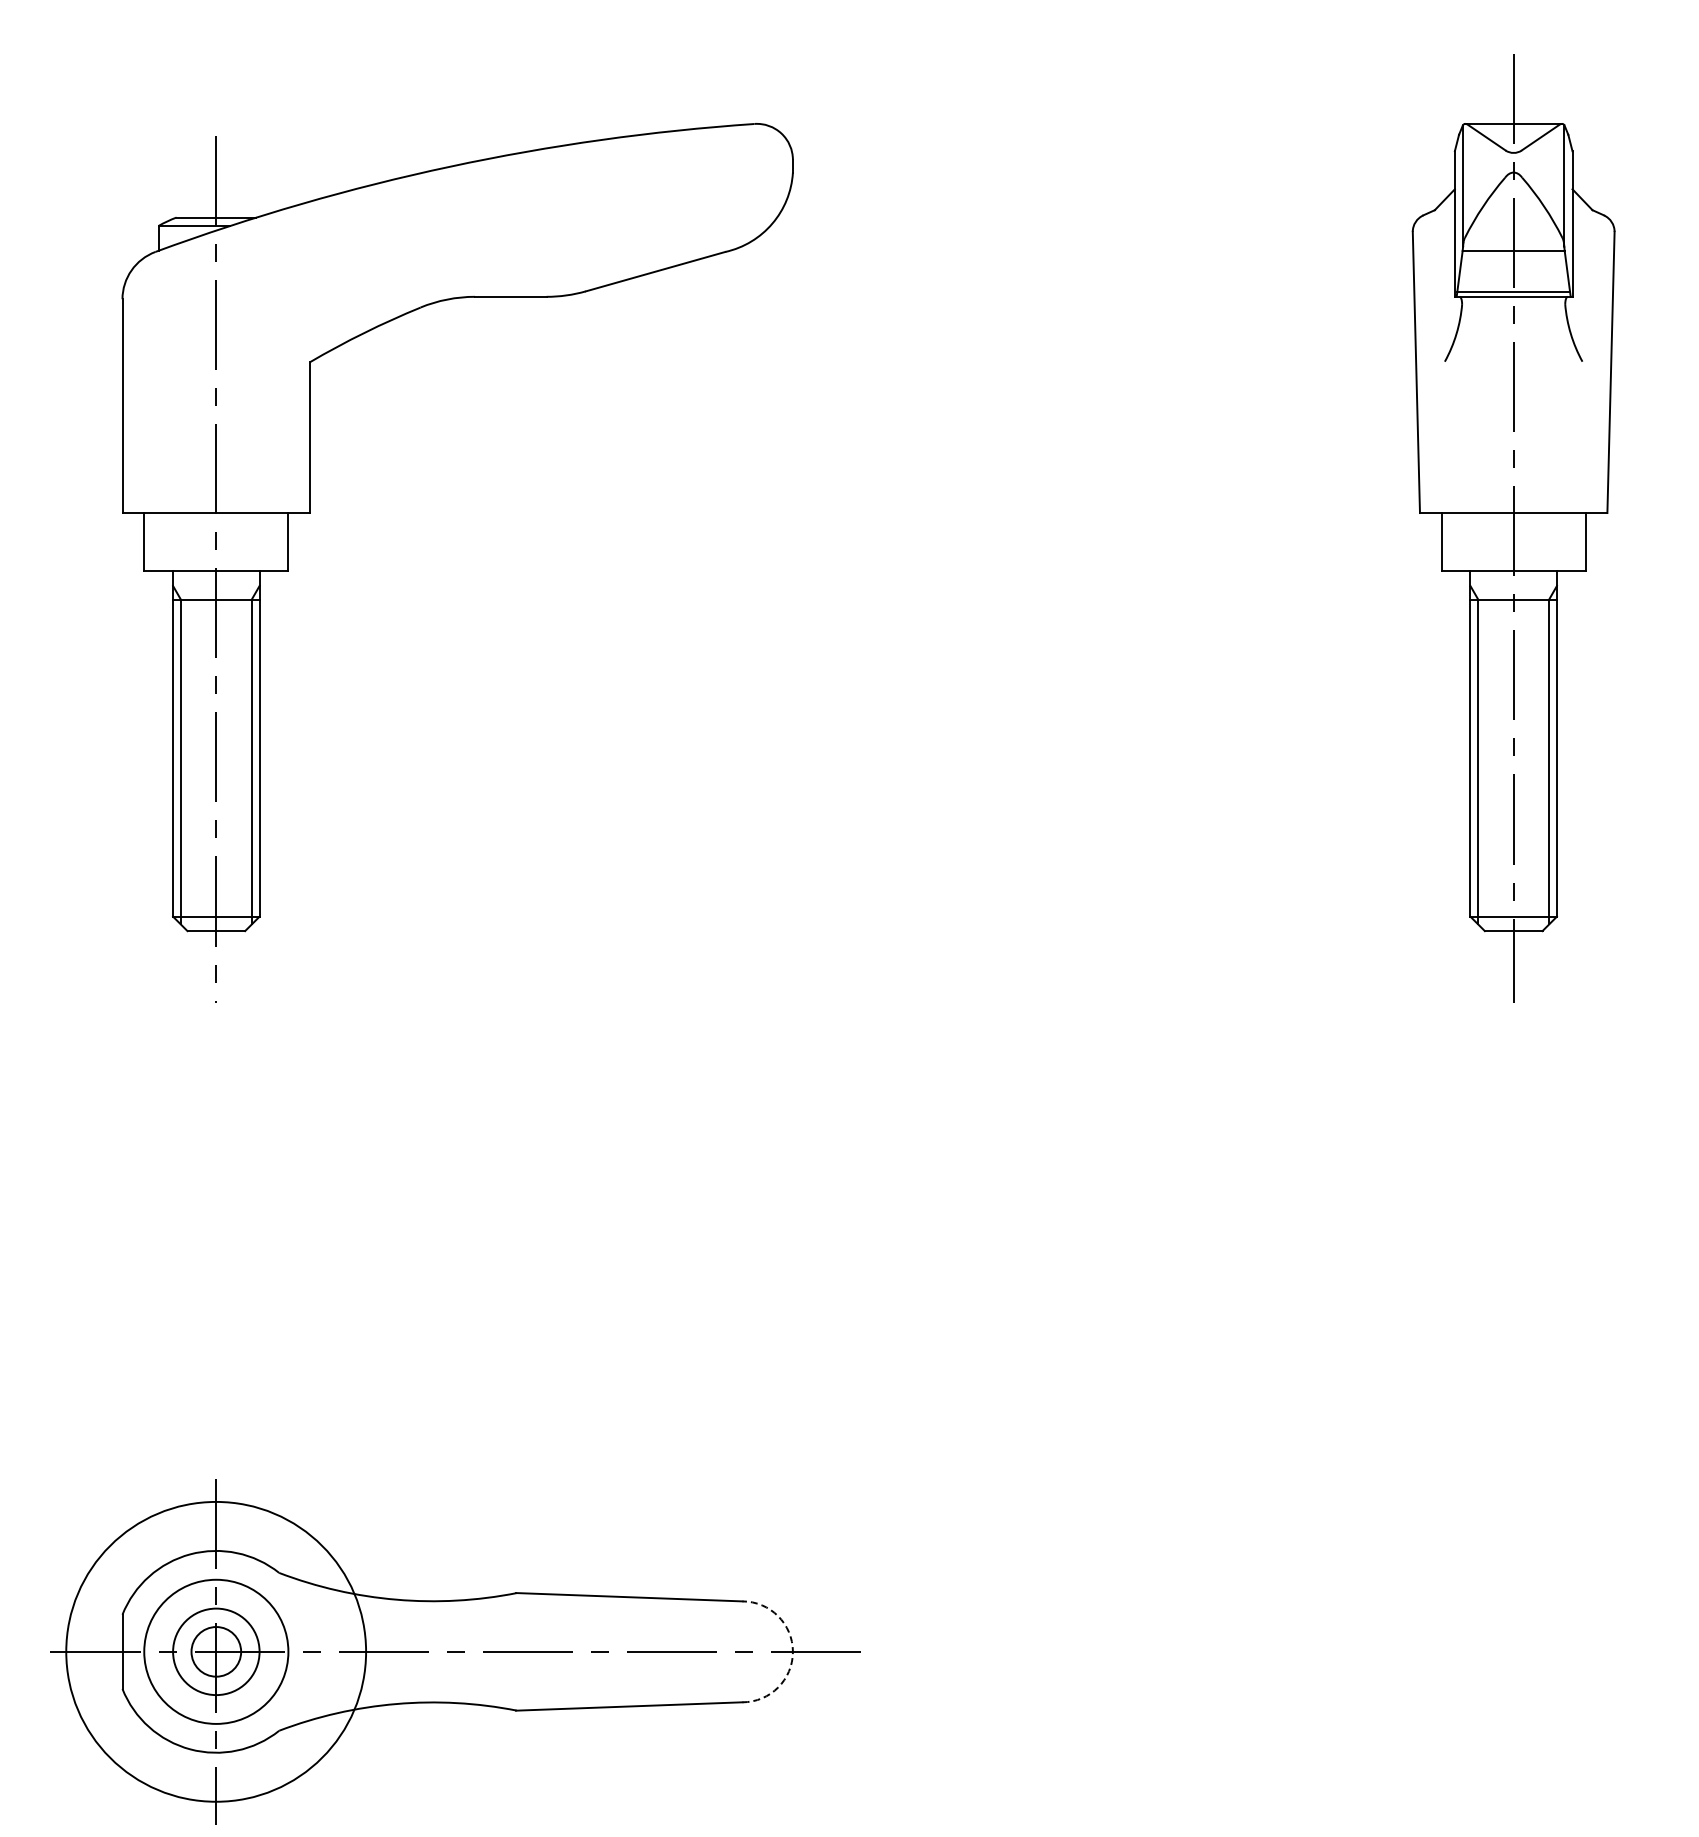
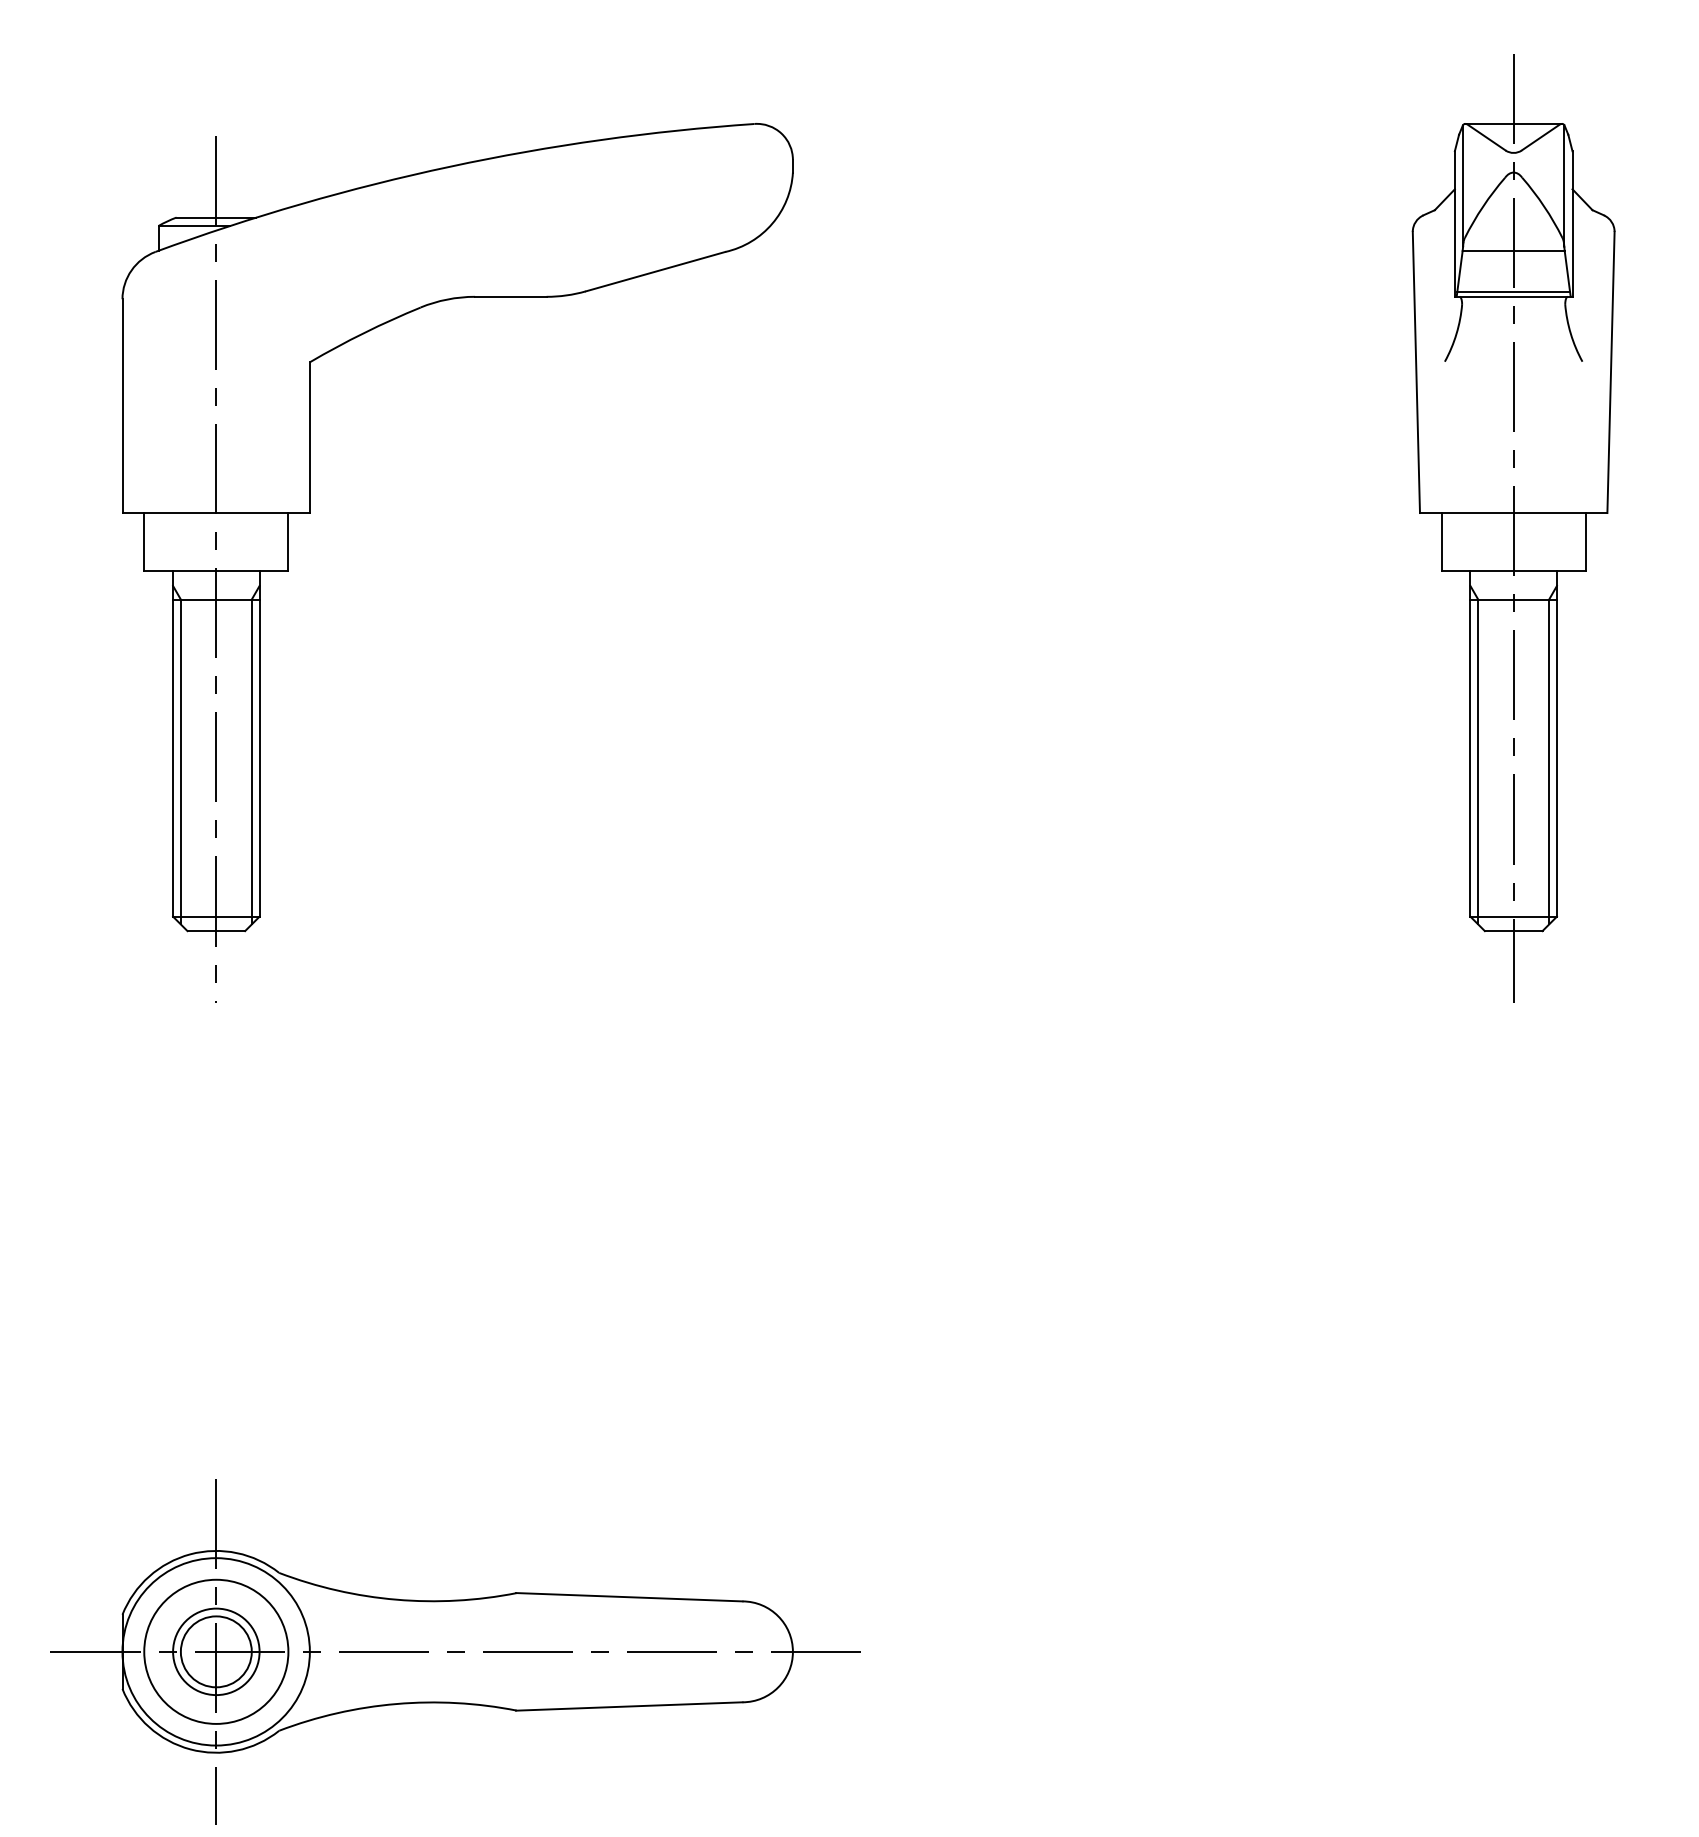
circle diameter: 300 px -> 187 px (215, 1651)
circle diameter: 50 px -> 71 px (215, 1651)
arc: dashed -> solid (792, 1651)
